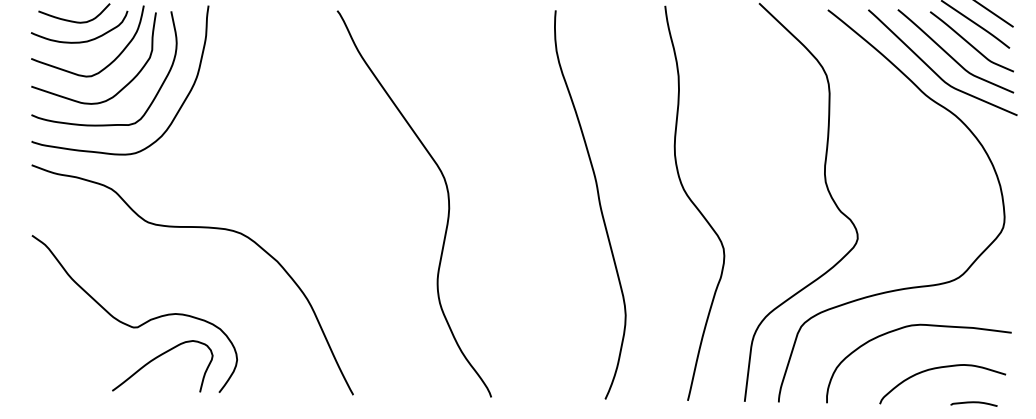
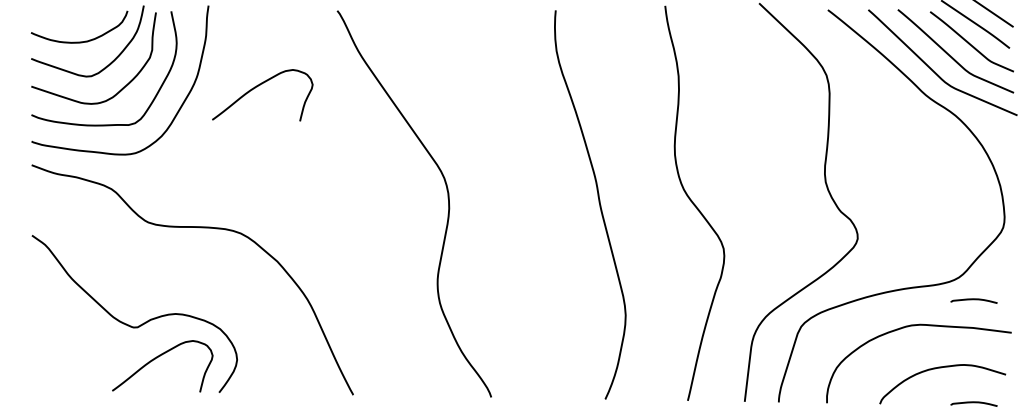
curve: present -> none (73, 20)
curve: none -> present (257, 87)
curve: none -> present (973, 300)
